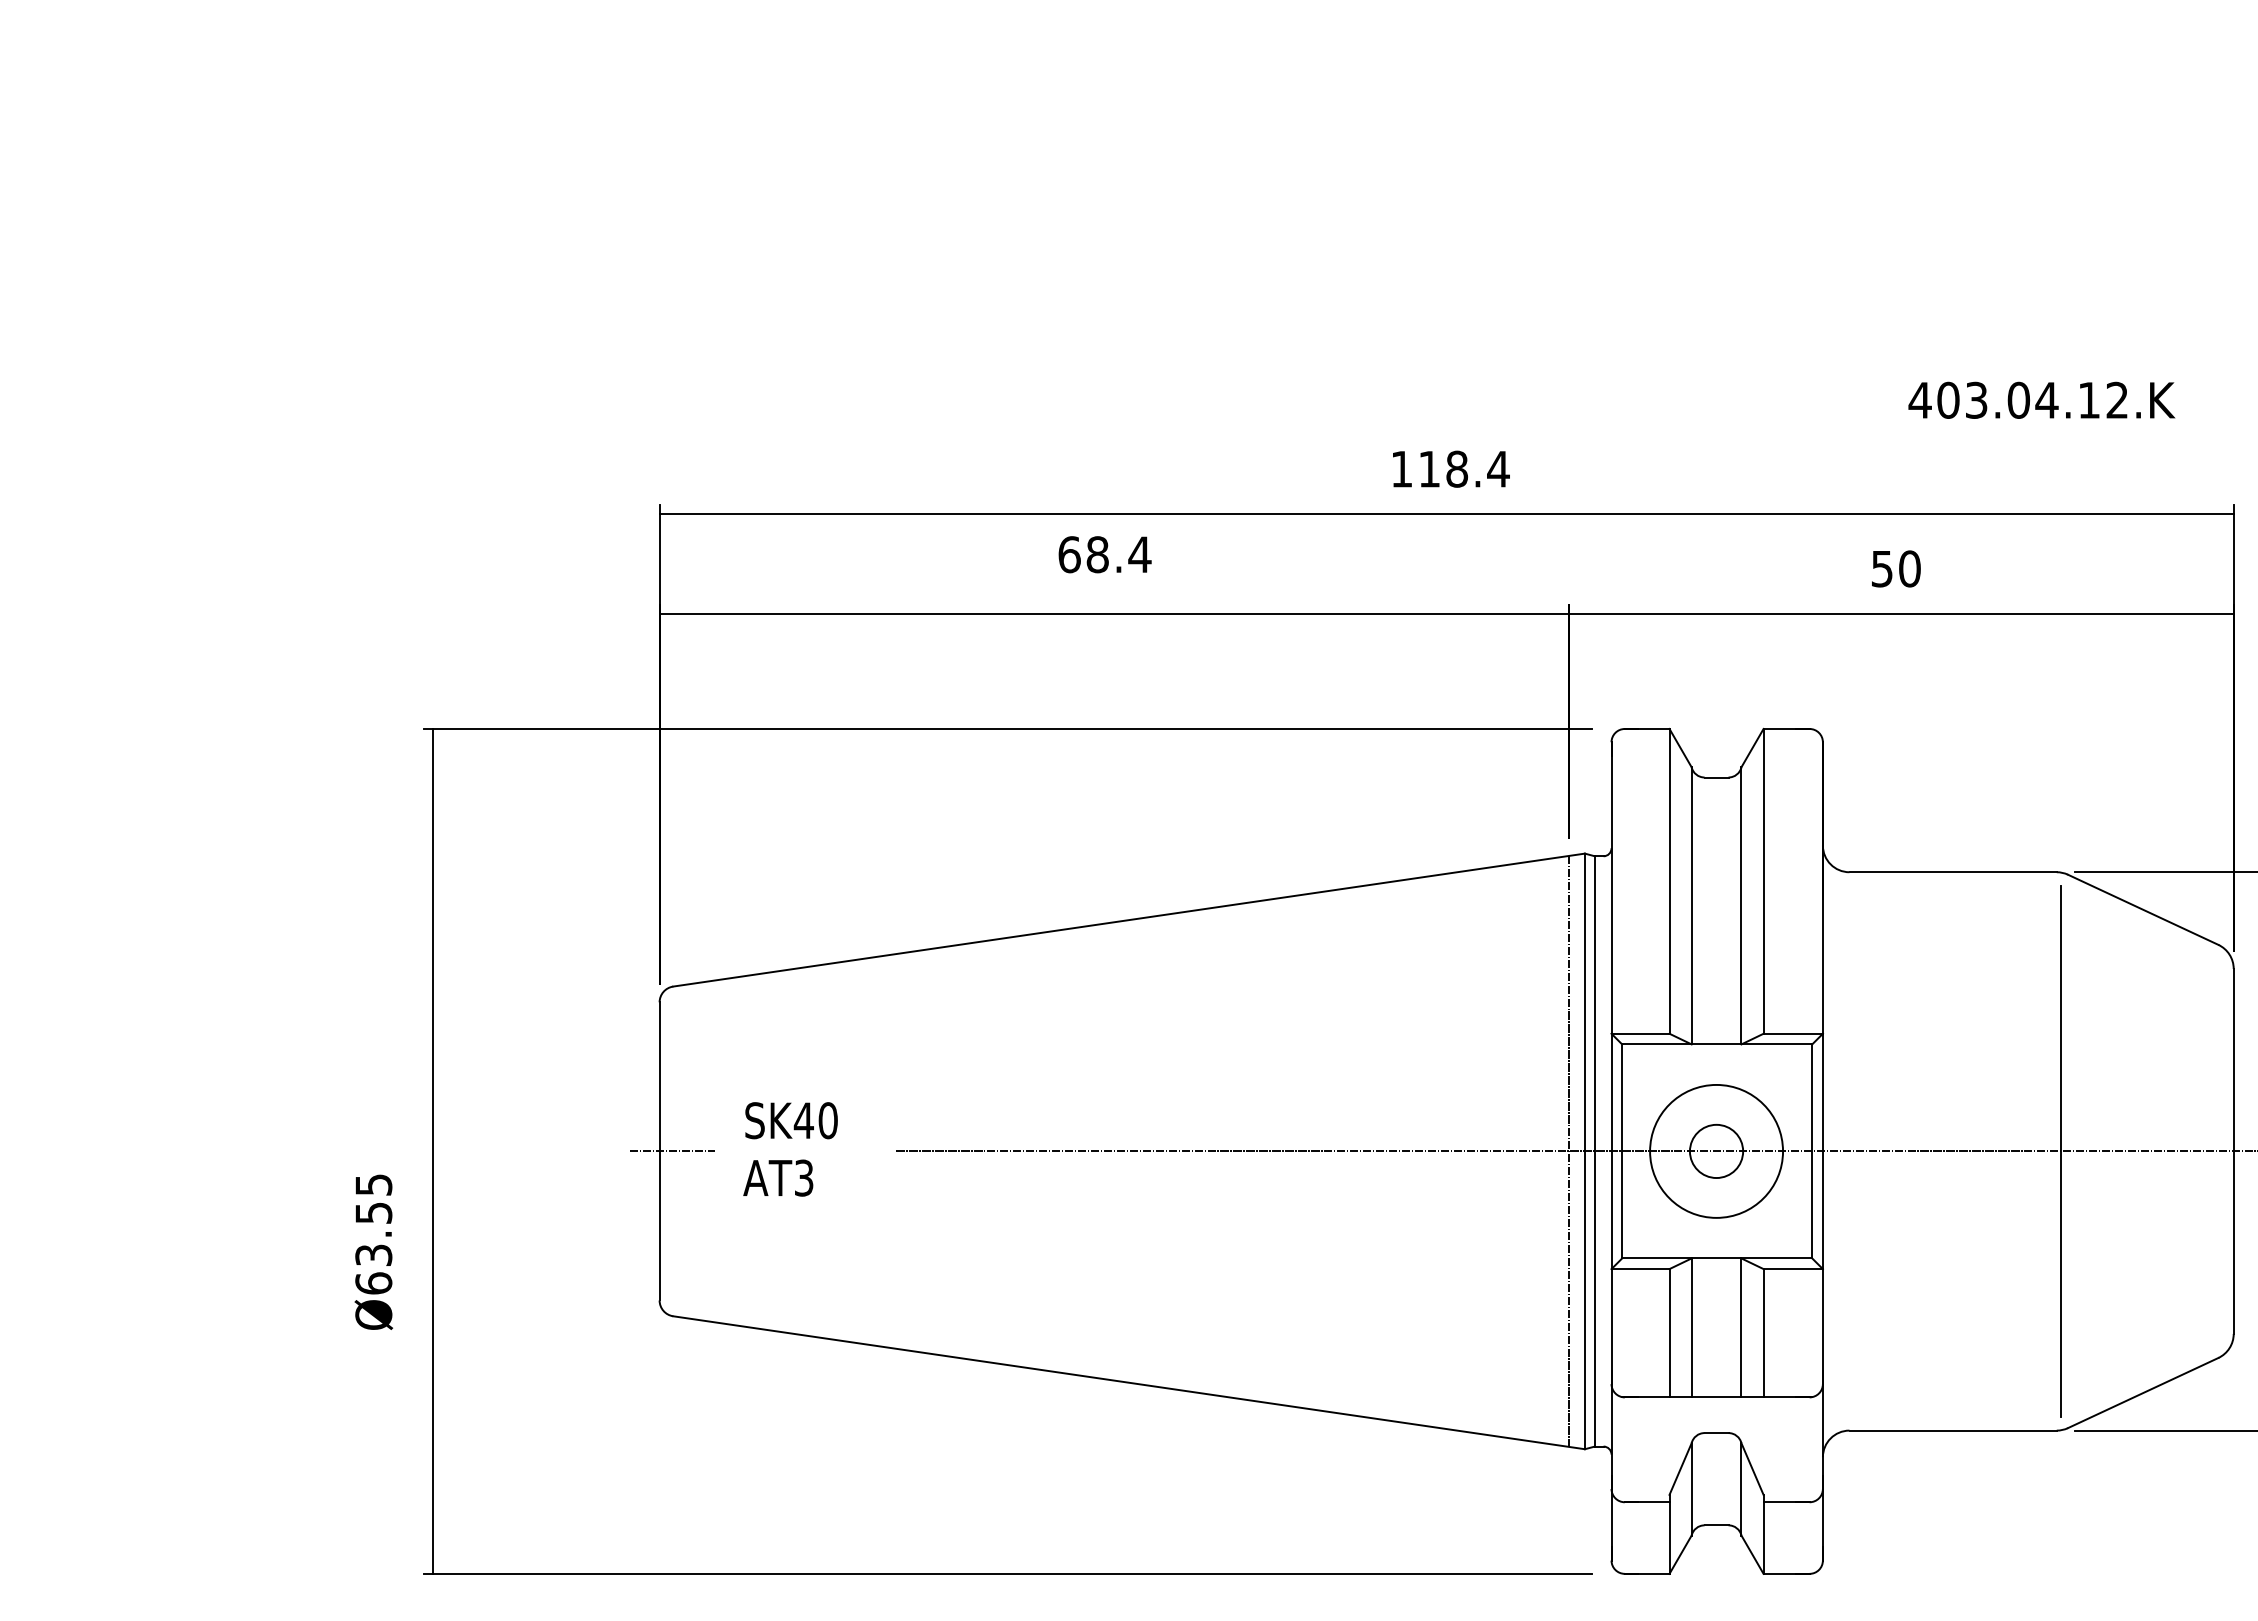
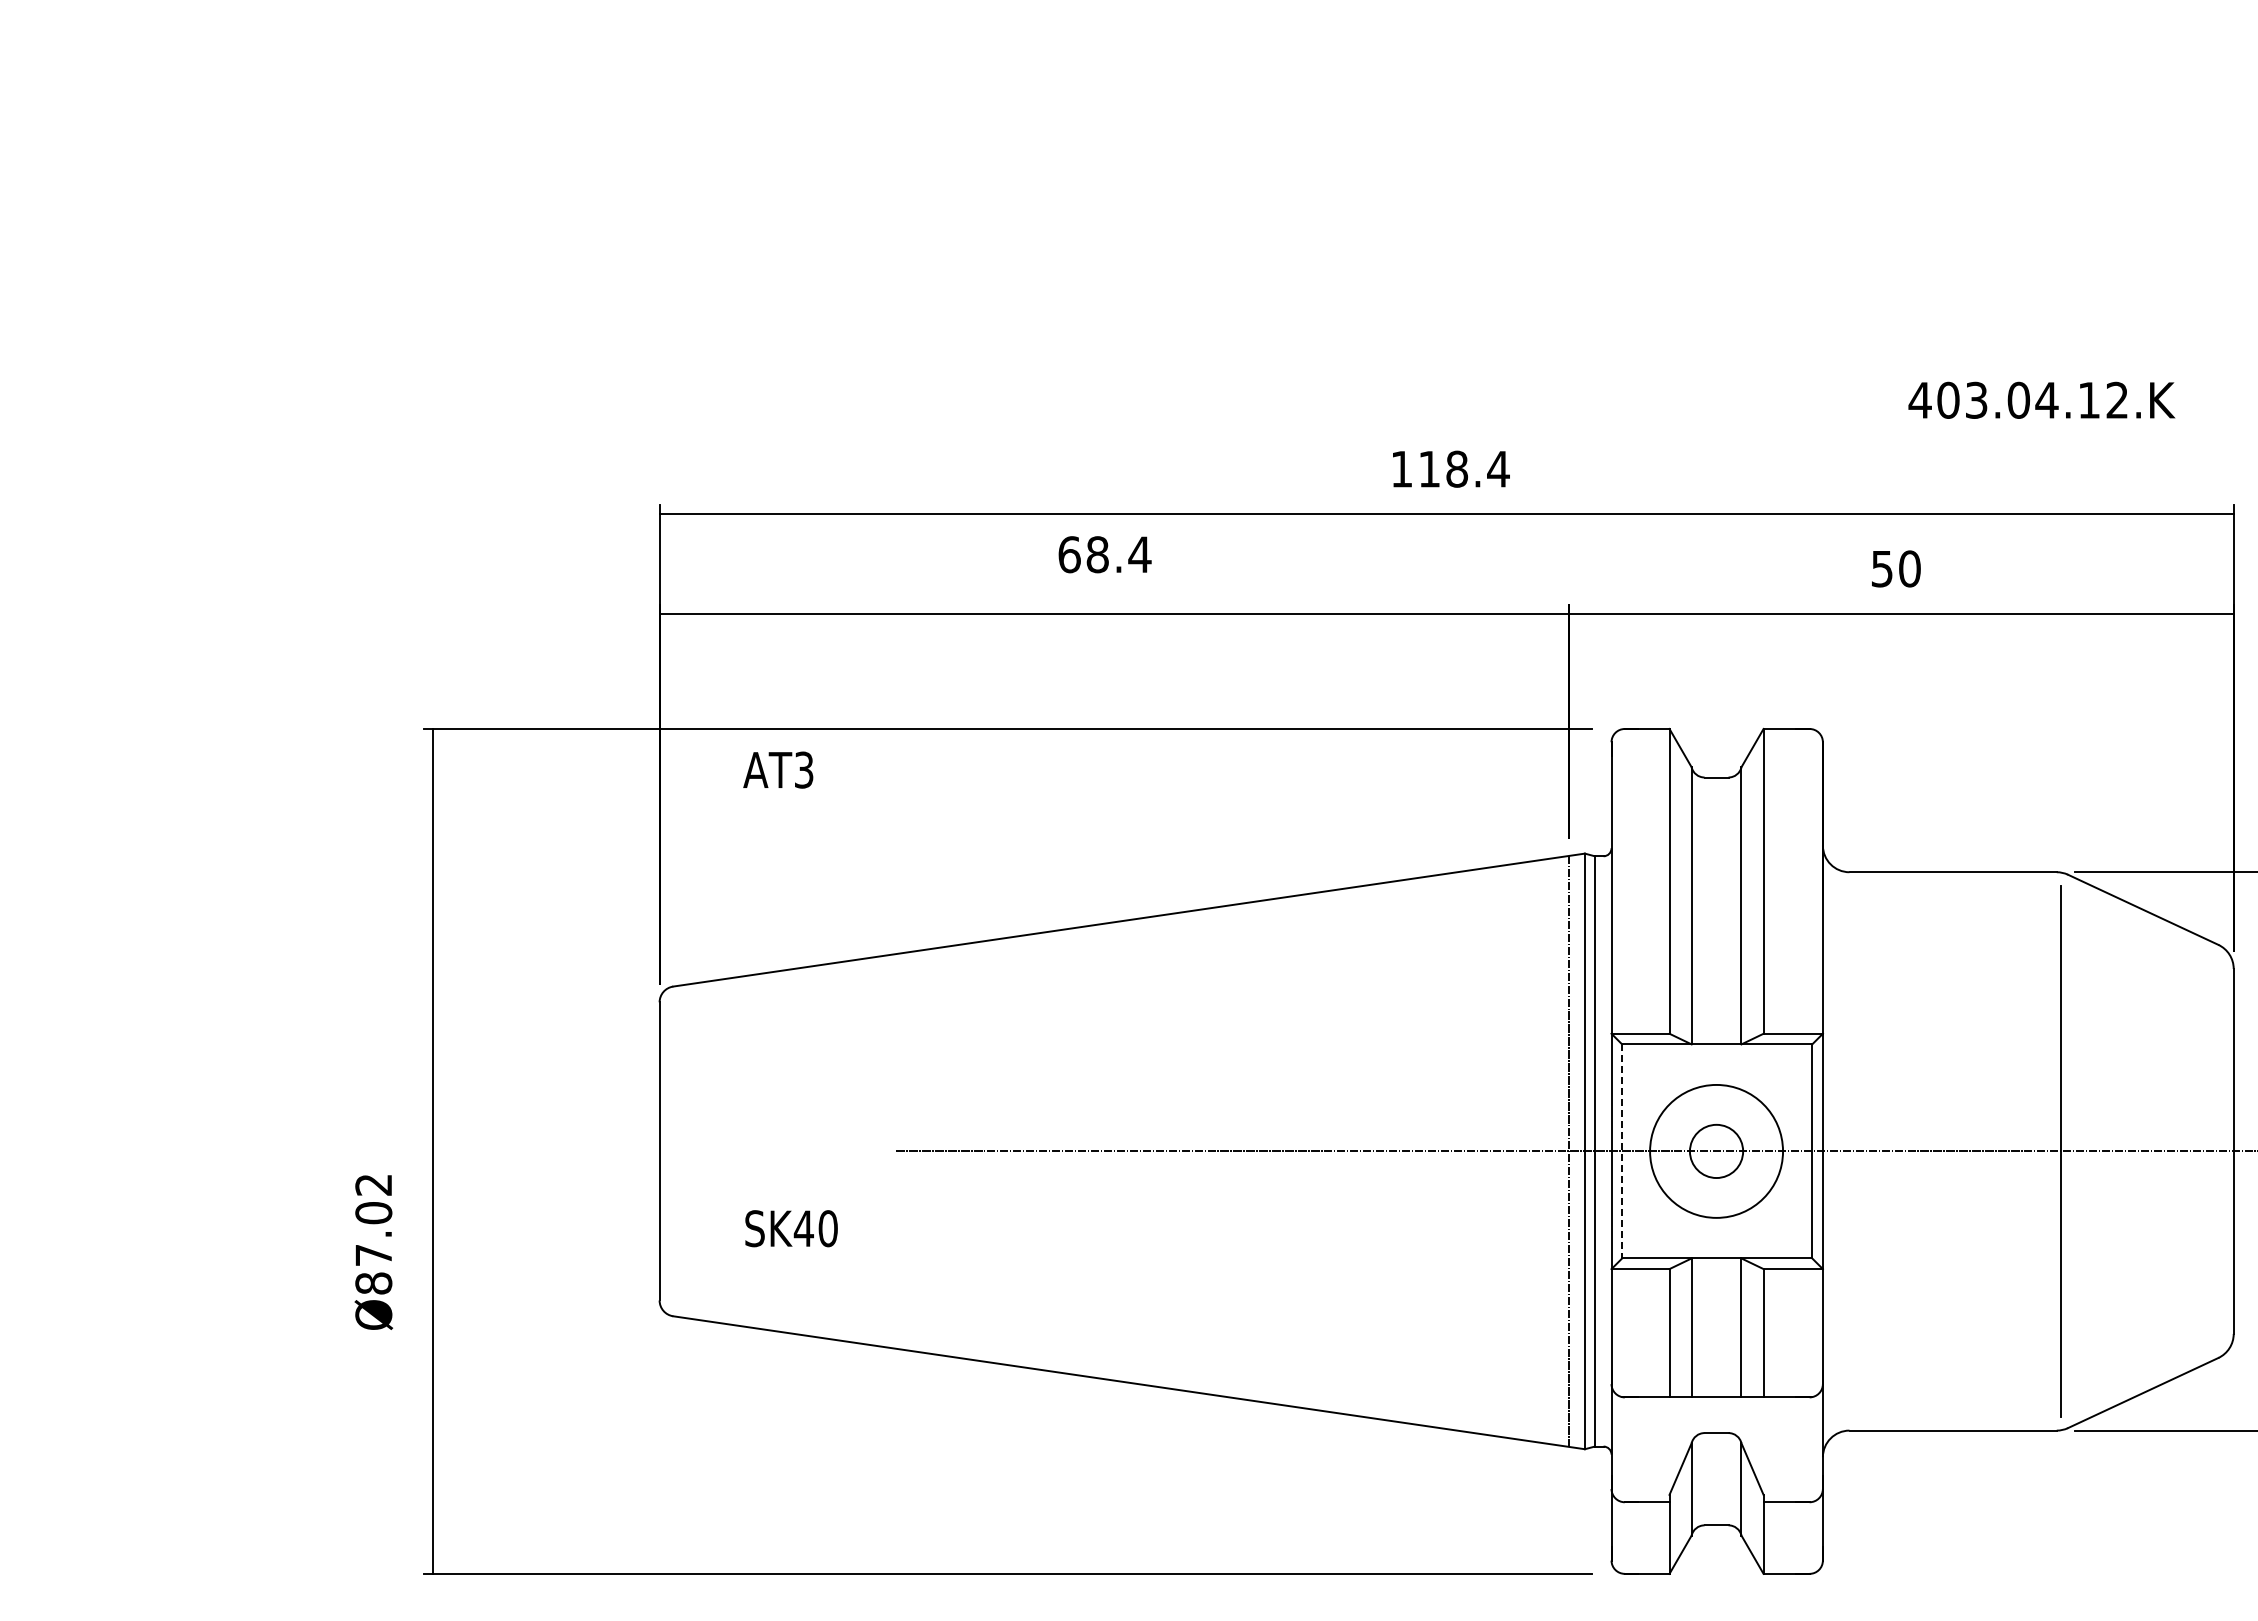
text position: (791, 1120) -> (791, 1228) (791, 1228)
line: present -> none (672, 1151)
line: solid -> dashed (1622, 1151)
text position: (778, 1177) -> (778, 769) (778, 769)
text: Ø63.55 -> Ø87.02 (373, 1234)
